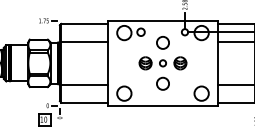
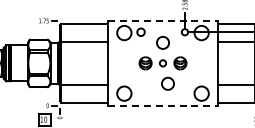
line: solid -> dashed (163, 20)
circle position: (162, 83) -> (167, 83) (167, 83)
line: solid -> dashed (163, 105)
